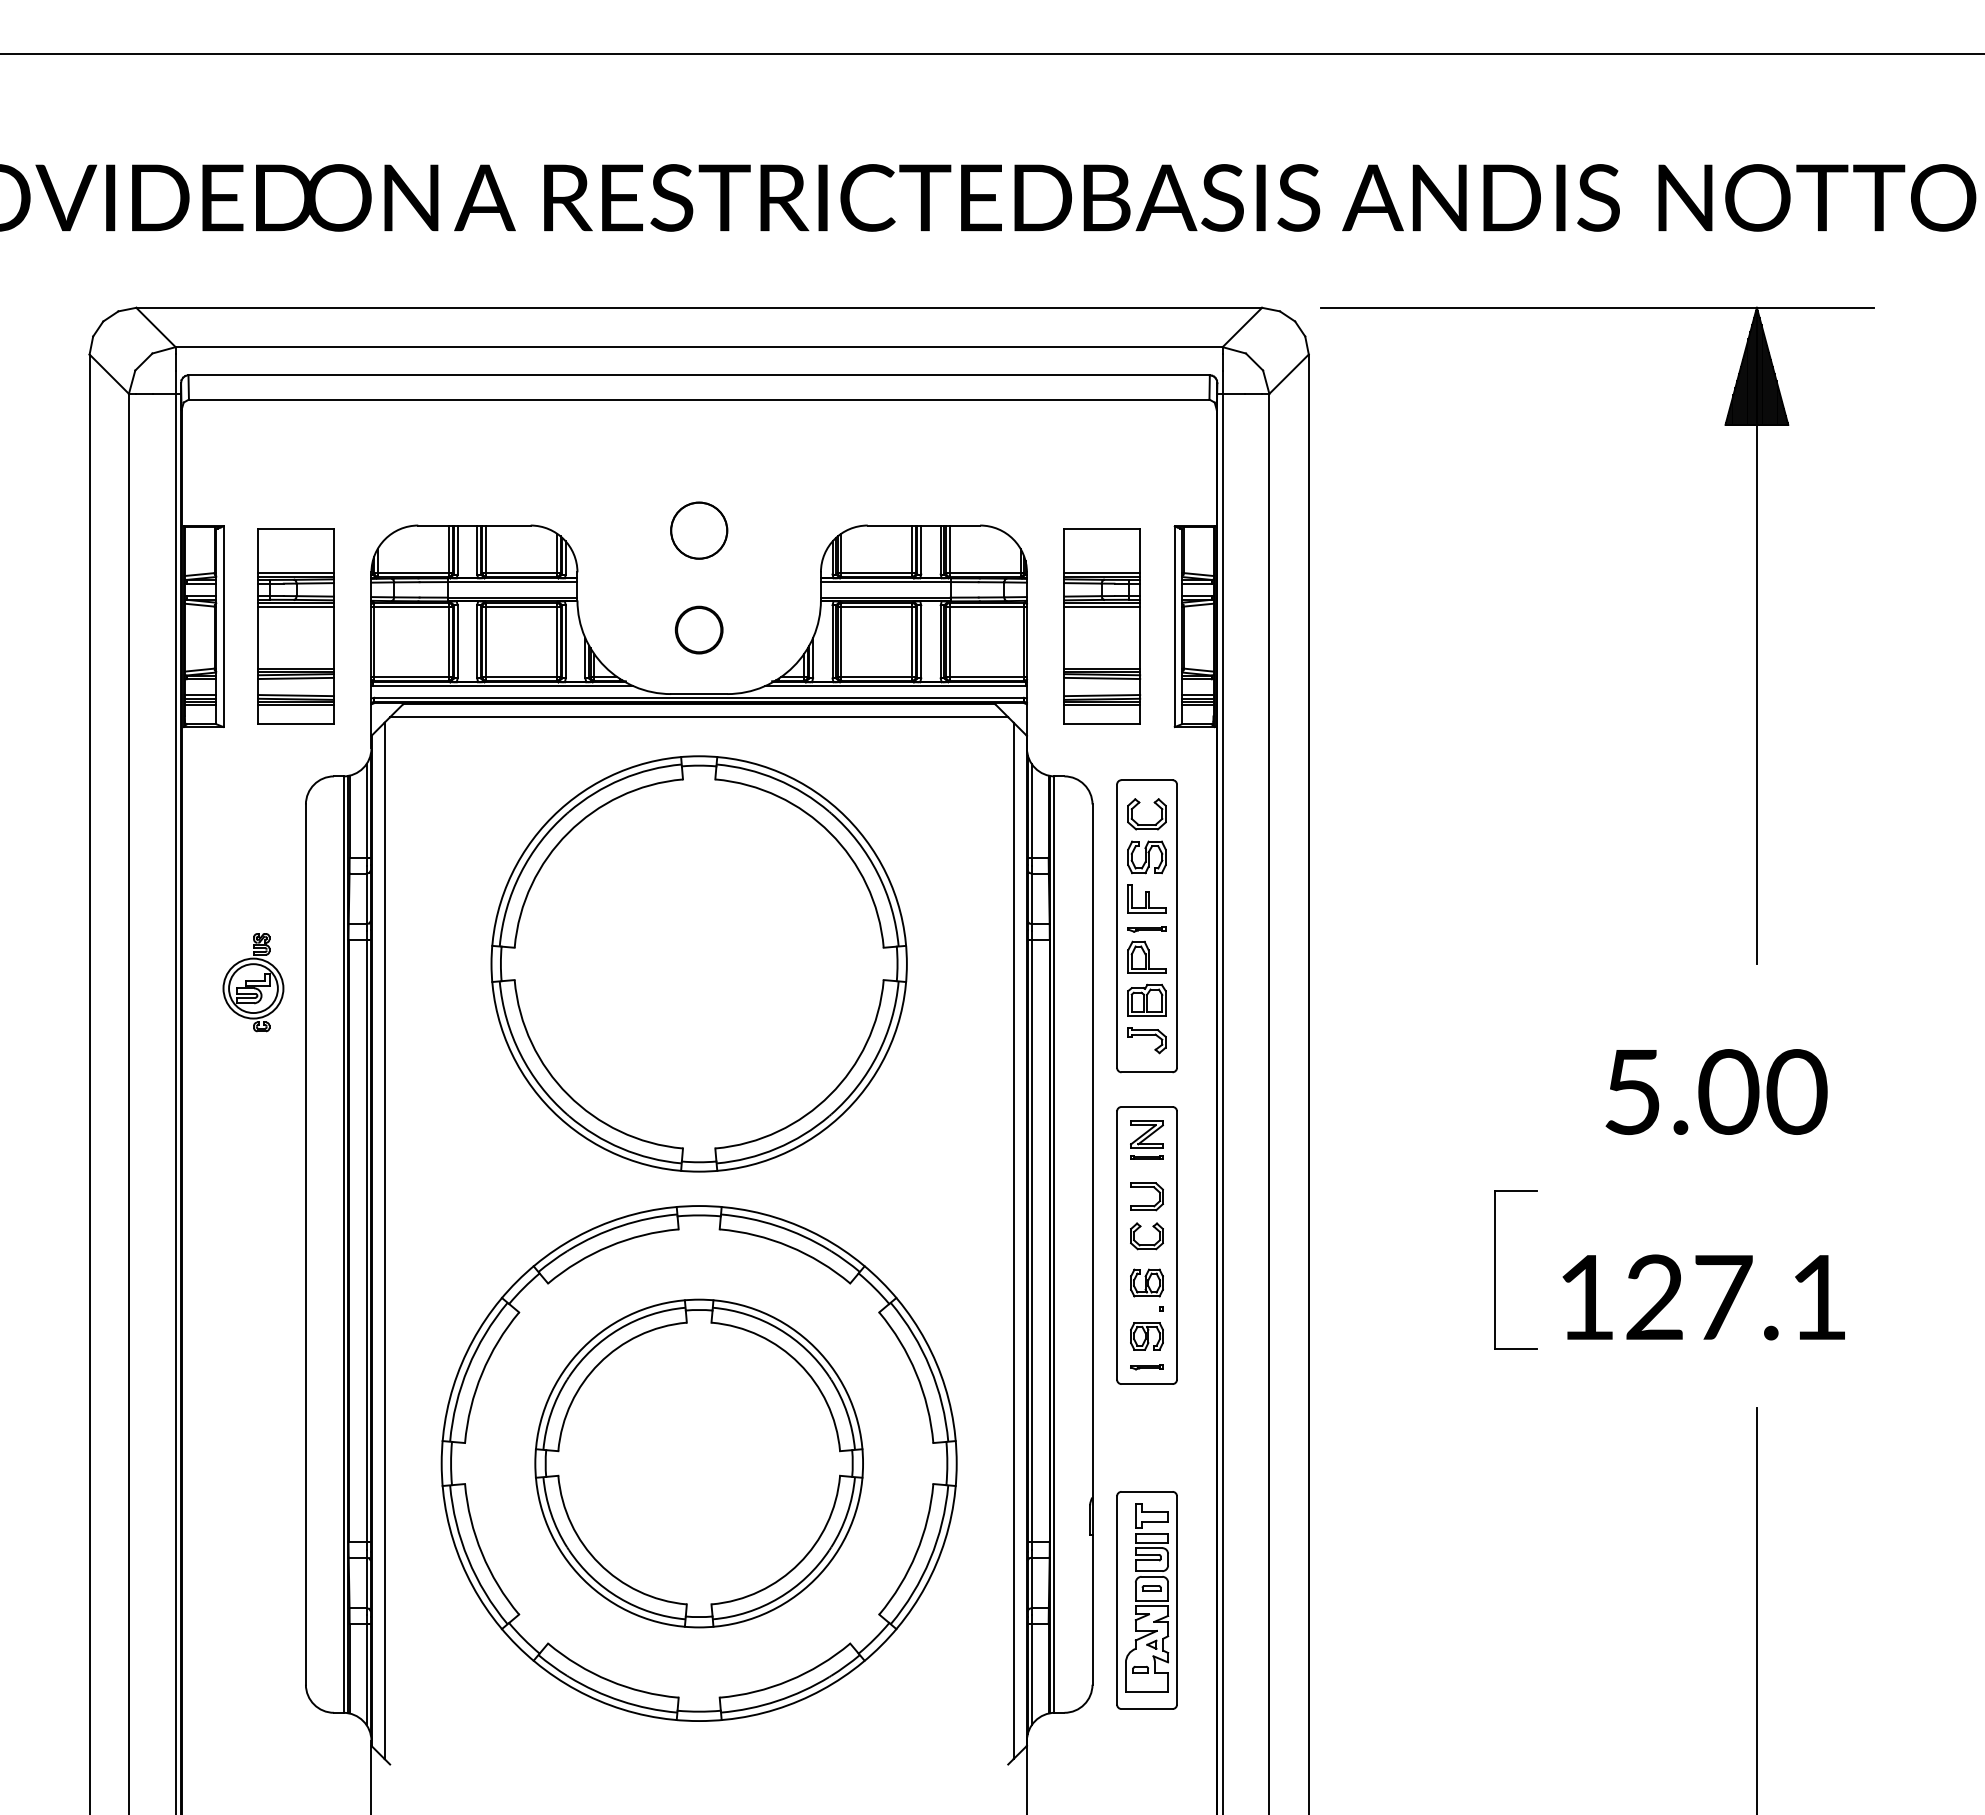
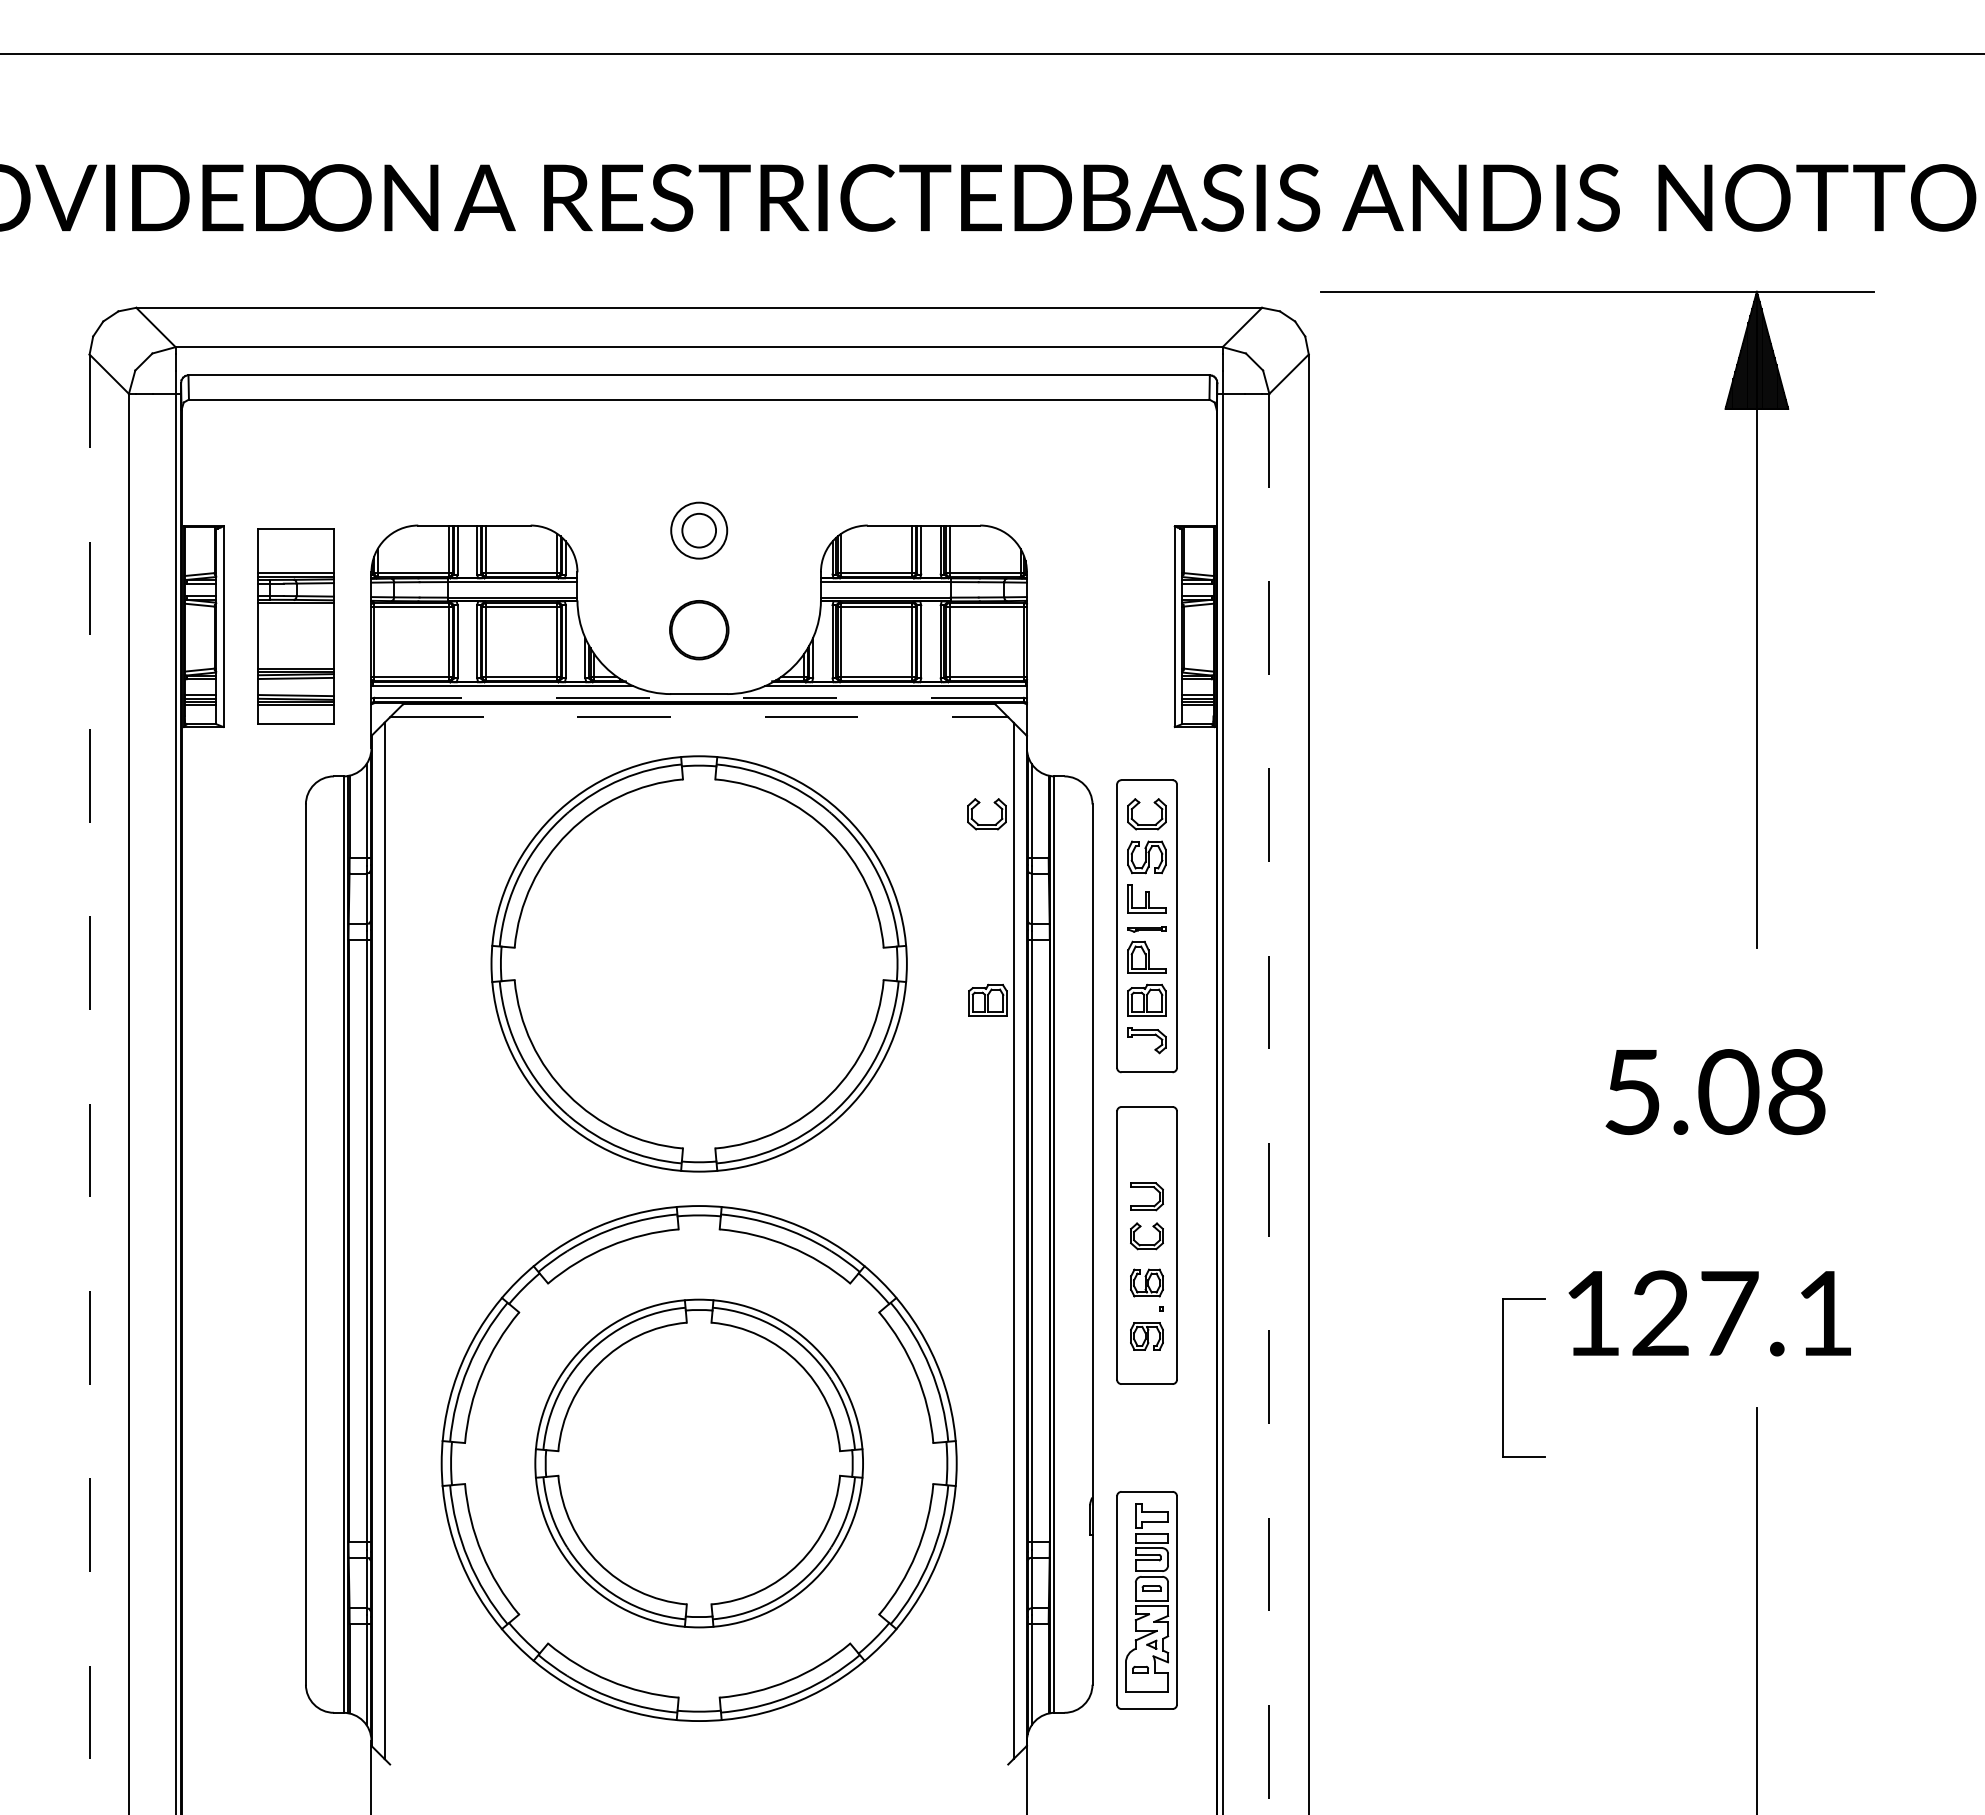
circle diameter: 56 px -> 34 px (699, 530)
line: present -> none (296, 606)
part: present -> none (1102, 626)
part size: 50x50 px -> 61x61 px (699, 630)
part position: (1756, 635) -> (1756, 619) (1756, 619)
line: solid -> dashed (699, 697)
line: solid -> dashed (699, 717)
part: none -> present (986, 824)
part: present -> none (253, 982)
part: none -> present (987, 999)
line: solid -> dashed (89, 1085)
text: 5.00 -> 5.08 (1796, 1091)
line: solid -> dashed (1269, 1104)
part: present -> none (1146, 1139)
part position: (1495, 1269) -> (1503, 1377) (1503, 1377)
text position: (1703, 1297) -> (1709, 1313) (1709, 1313)
part: present -> none (1146, 1367)
